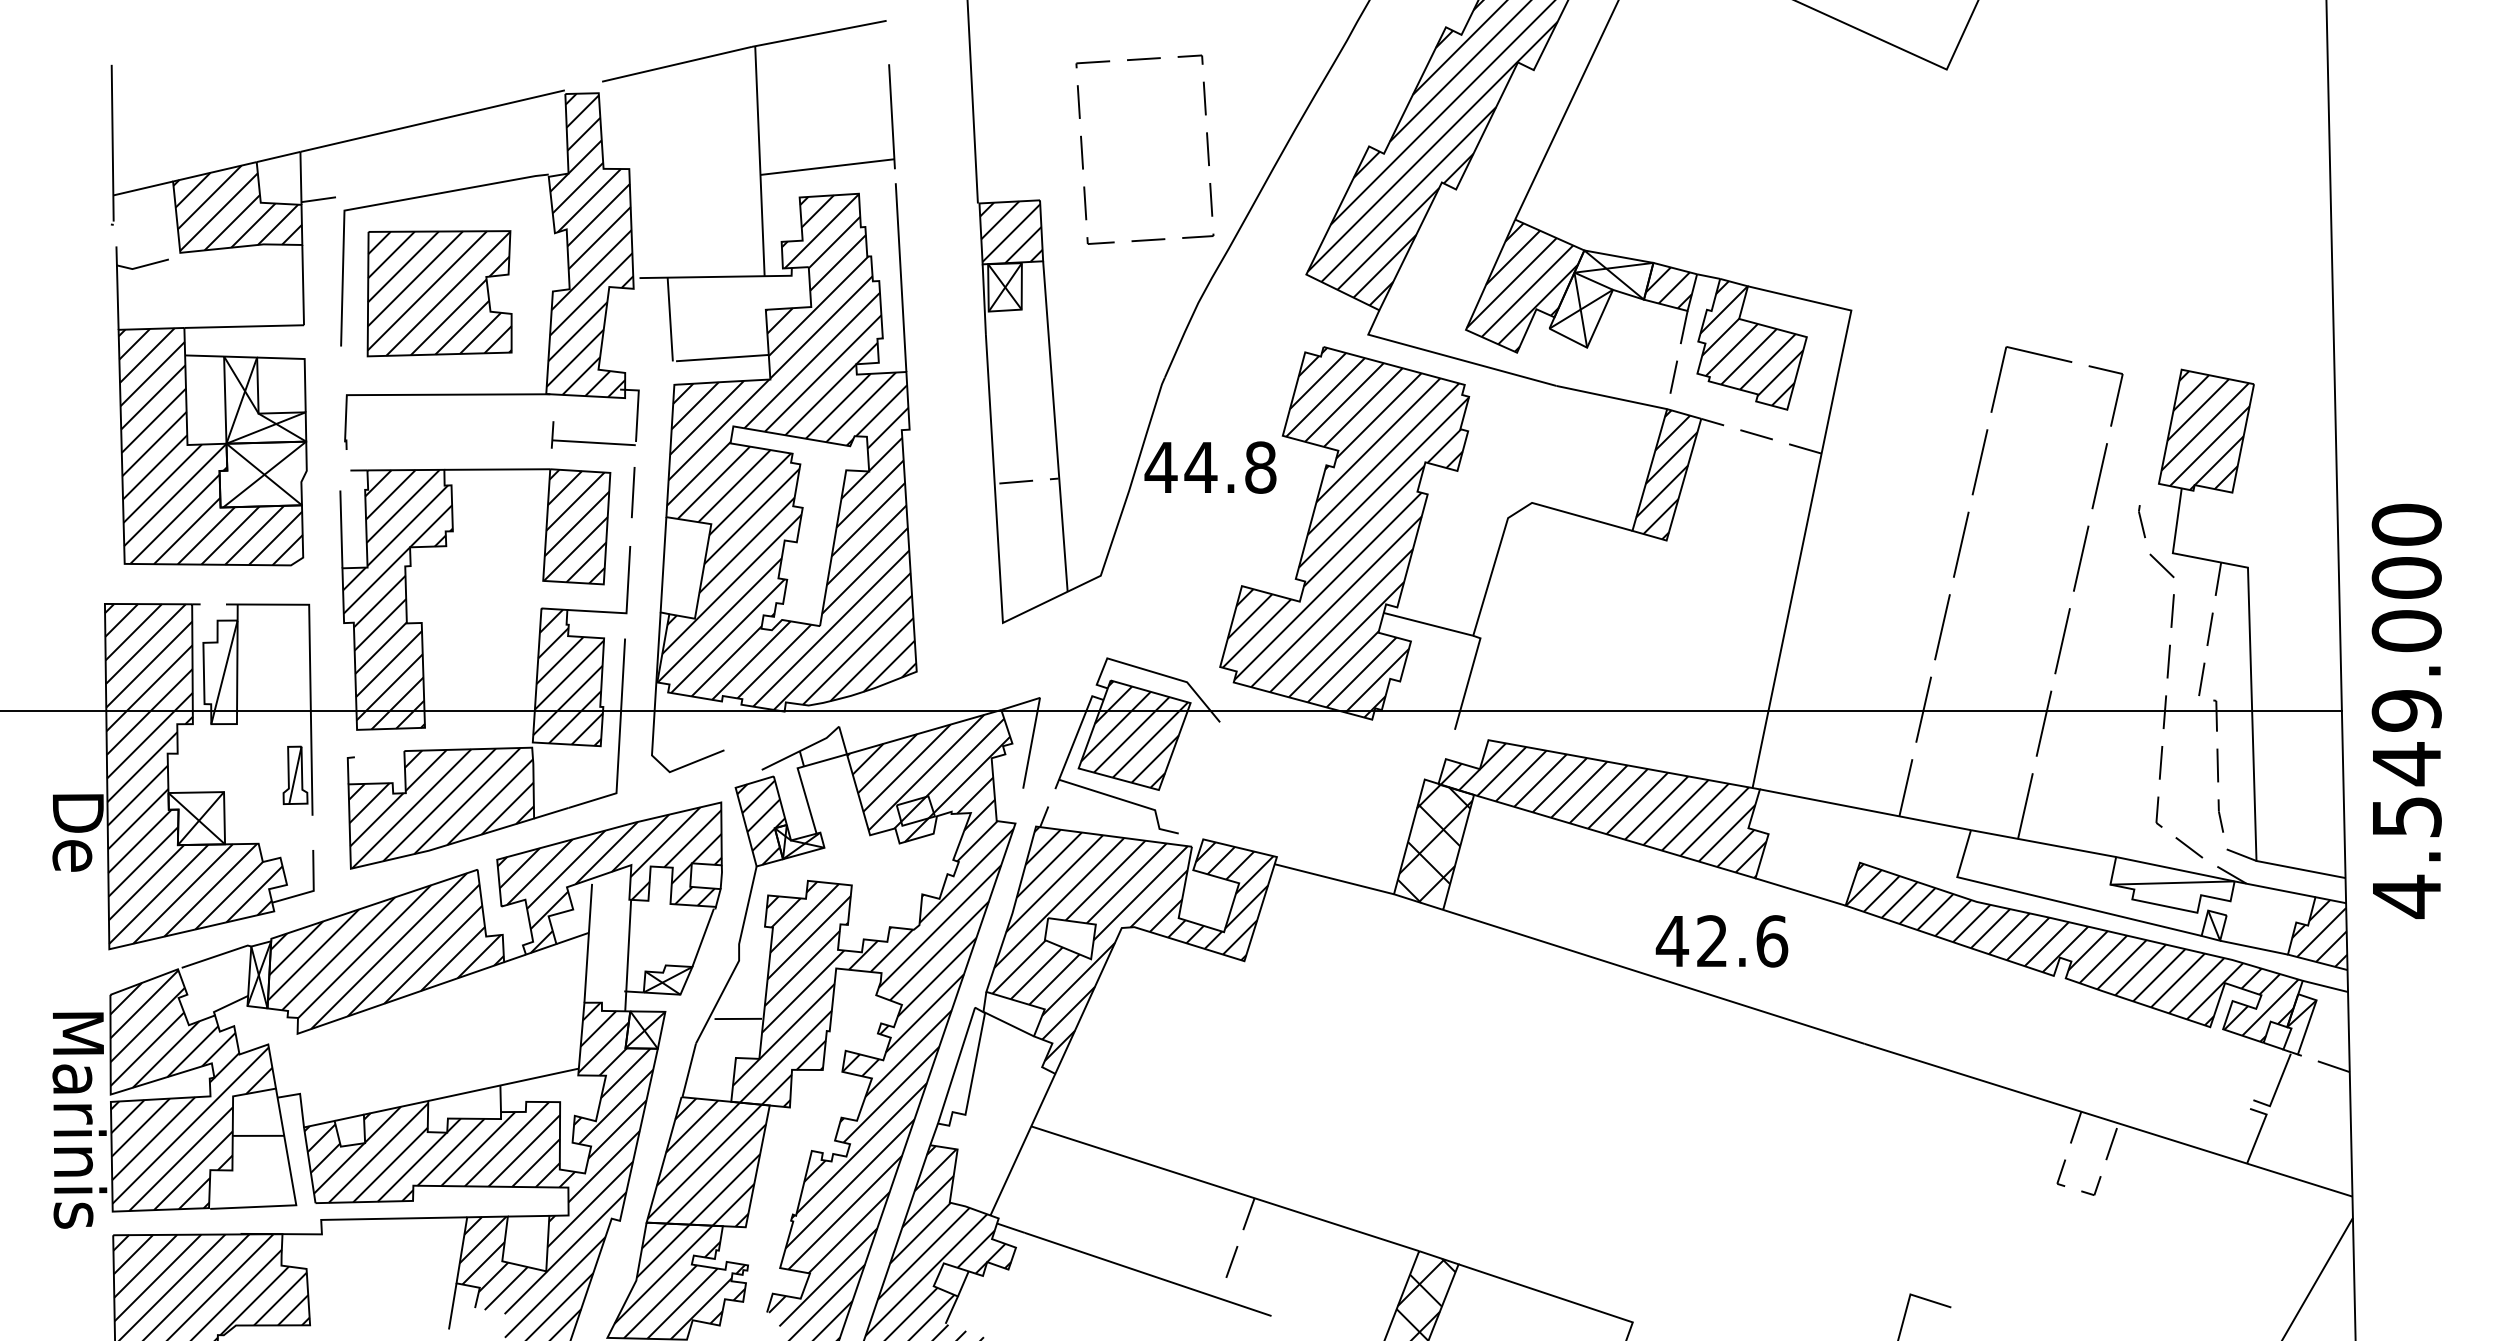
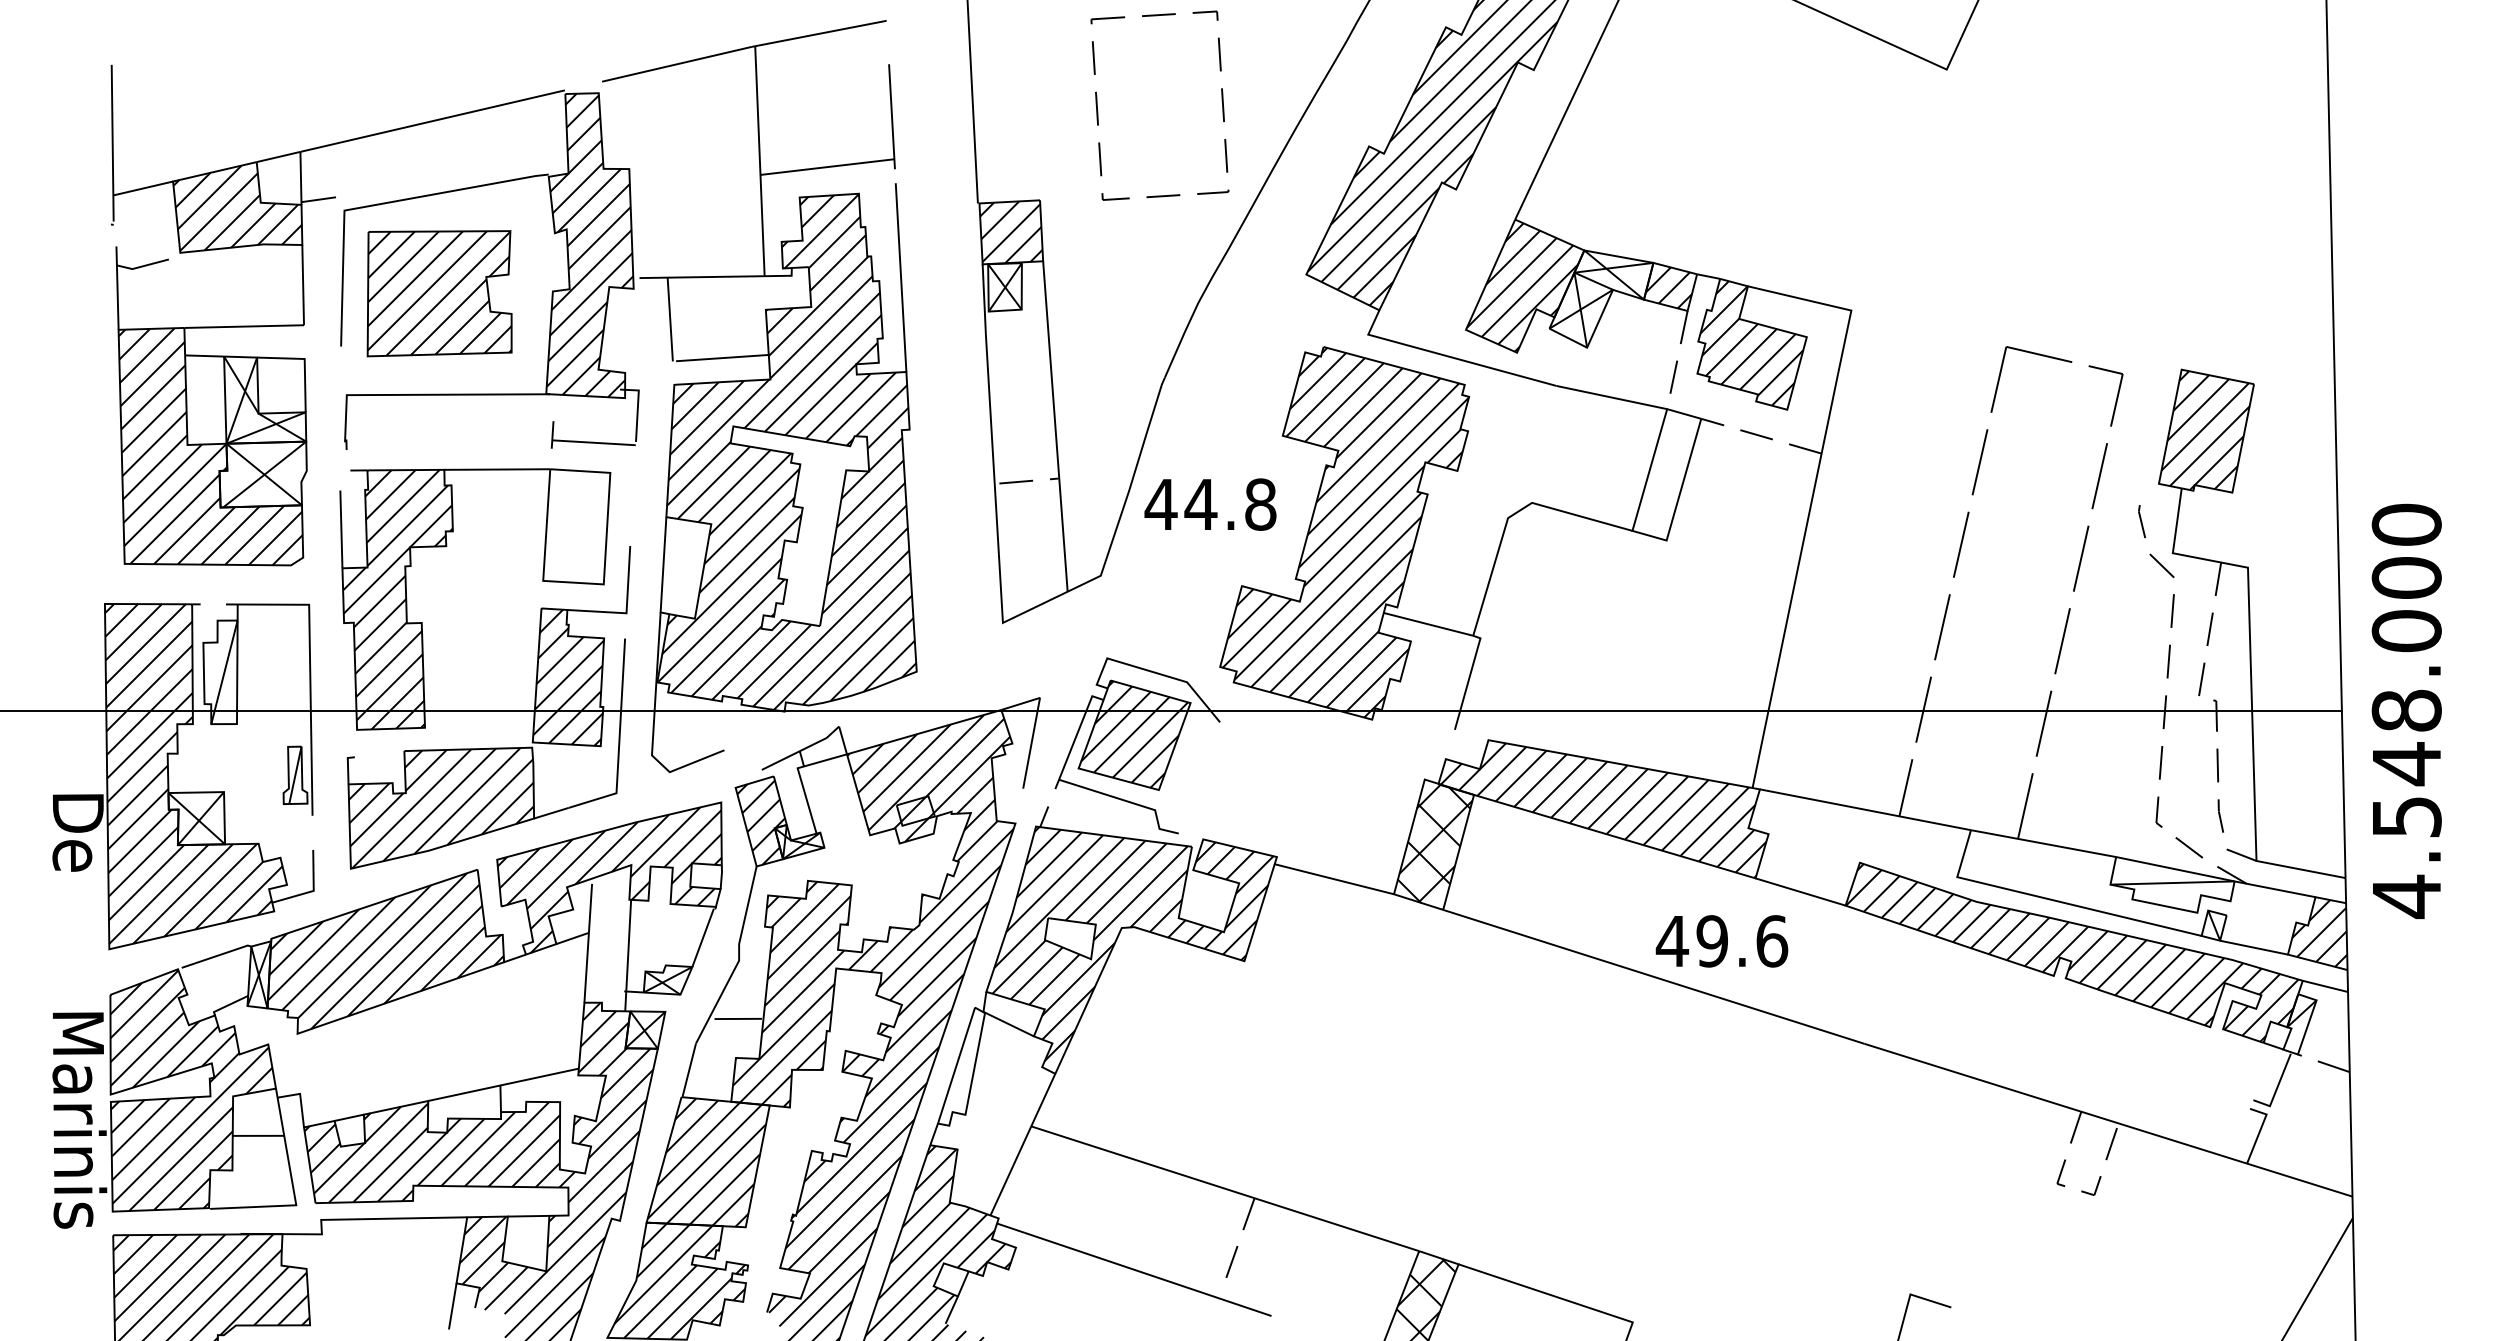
part position: (1083, 155) -> (1098, 111) (1098, 111)
text position: (1210, 467) -> (1210, 504) (1210, 504)
hatch: present -> none (1666, 474)
line: present -> none (633, 492)
hatch: present -> none (576, 526)
text: 4.549.000 -> 4.548.000 (2406, 710)
text: 42.6 -> 49.6 (1711, 941)
